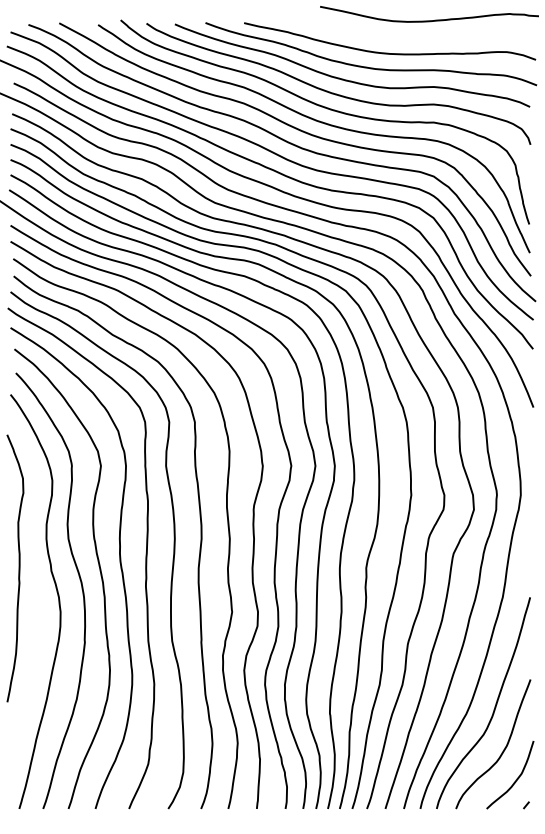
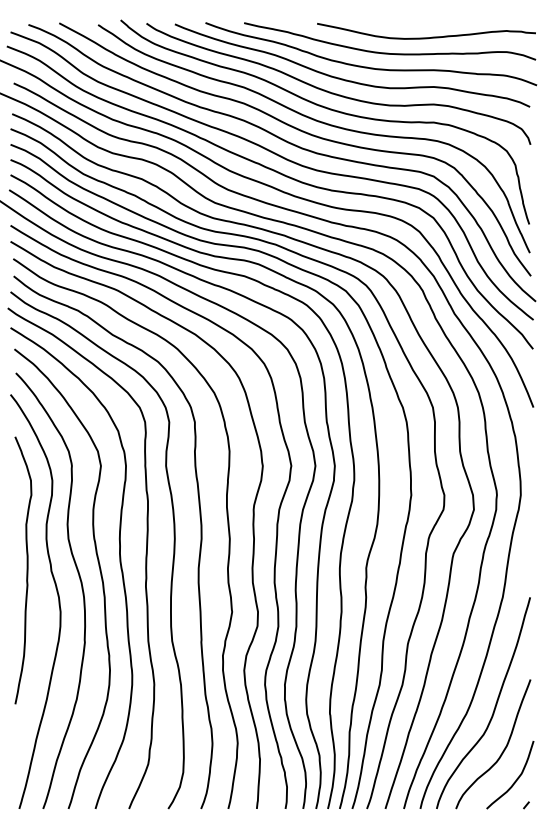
curve position: (429, 20) -> (426, 37) (426, 37)
curve position: (18, 568) -> (26, 570) (26, 570)
